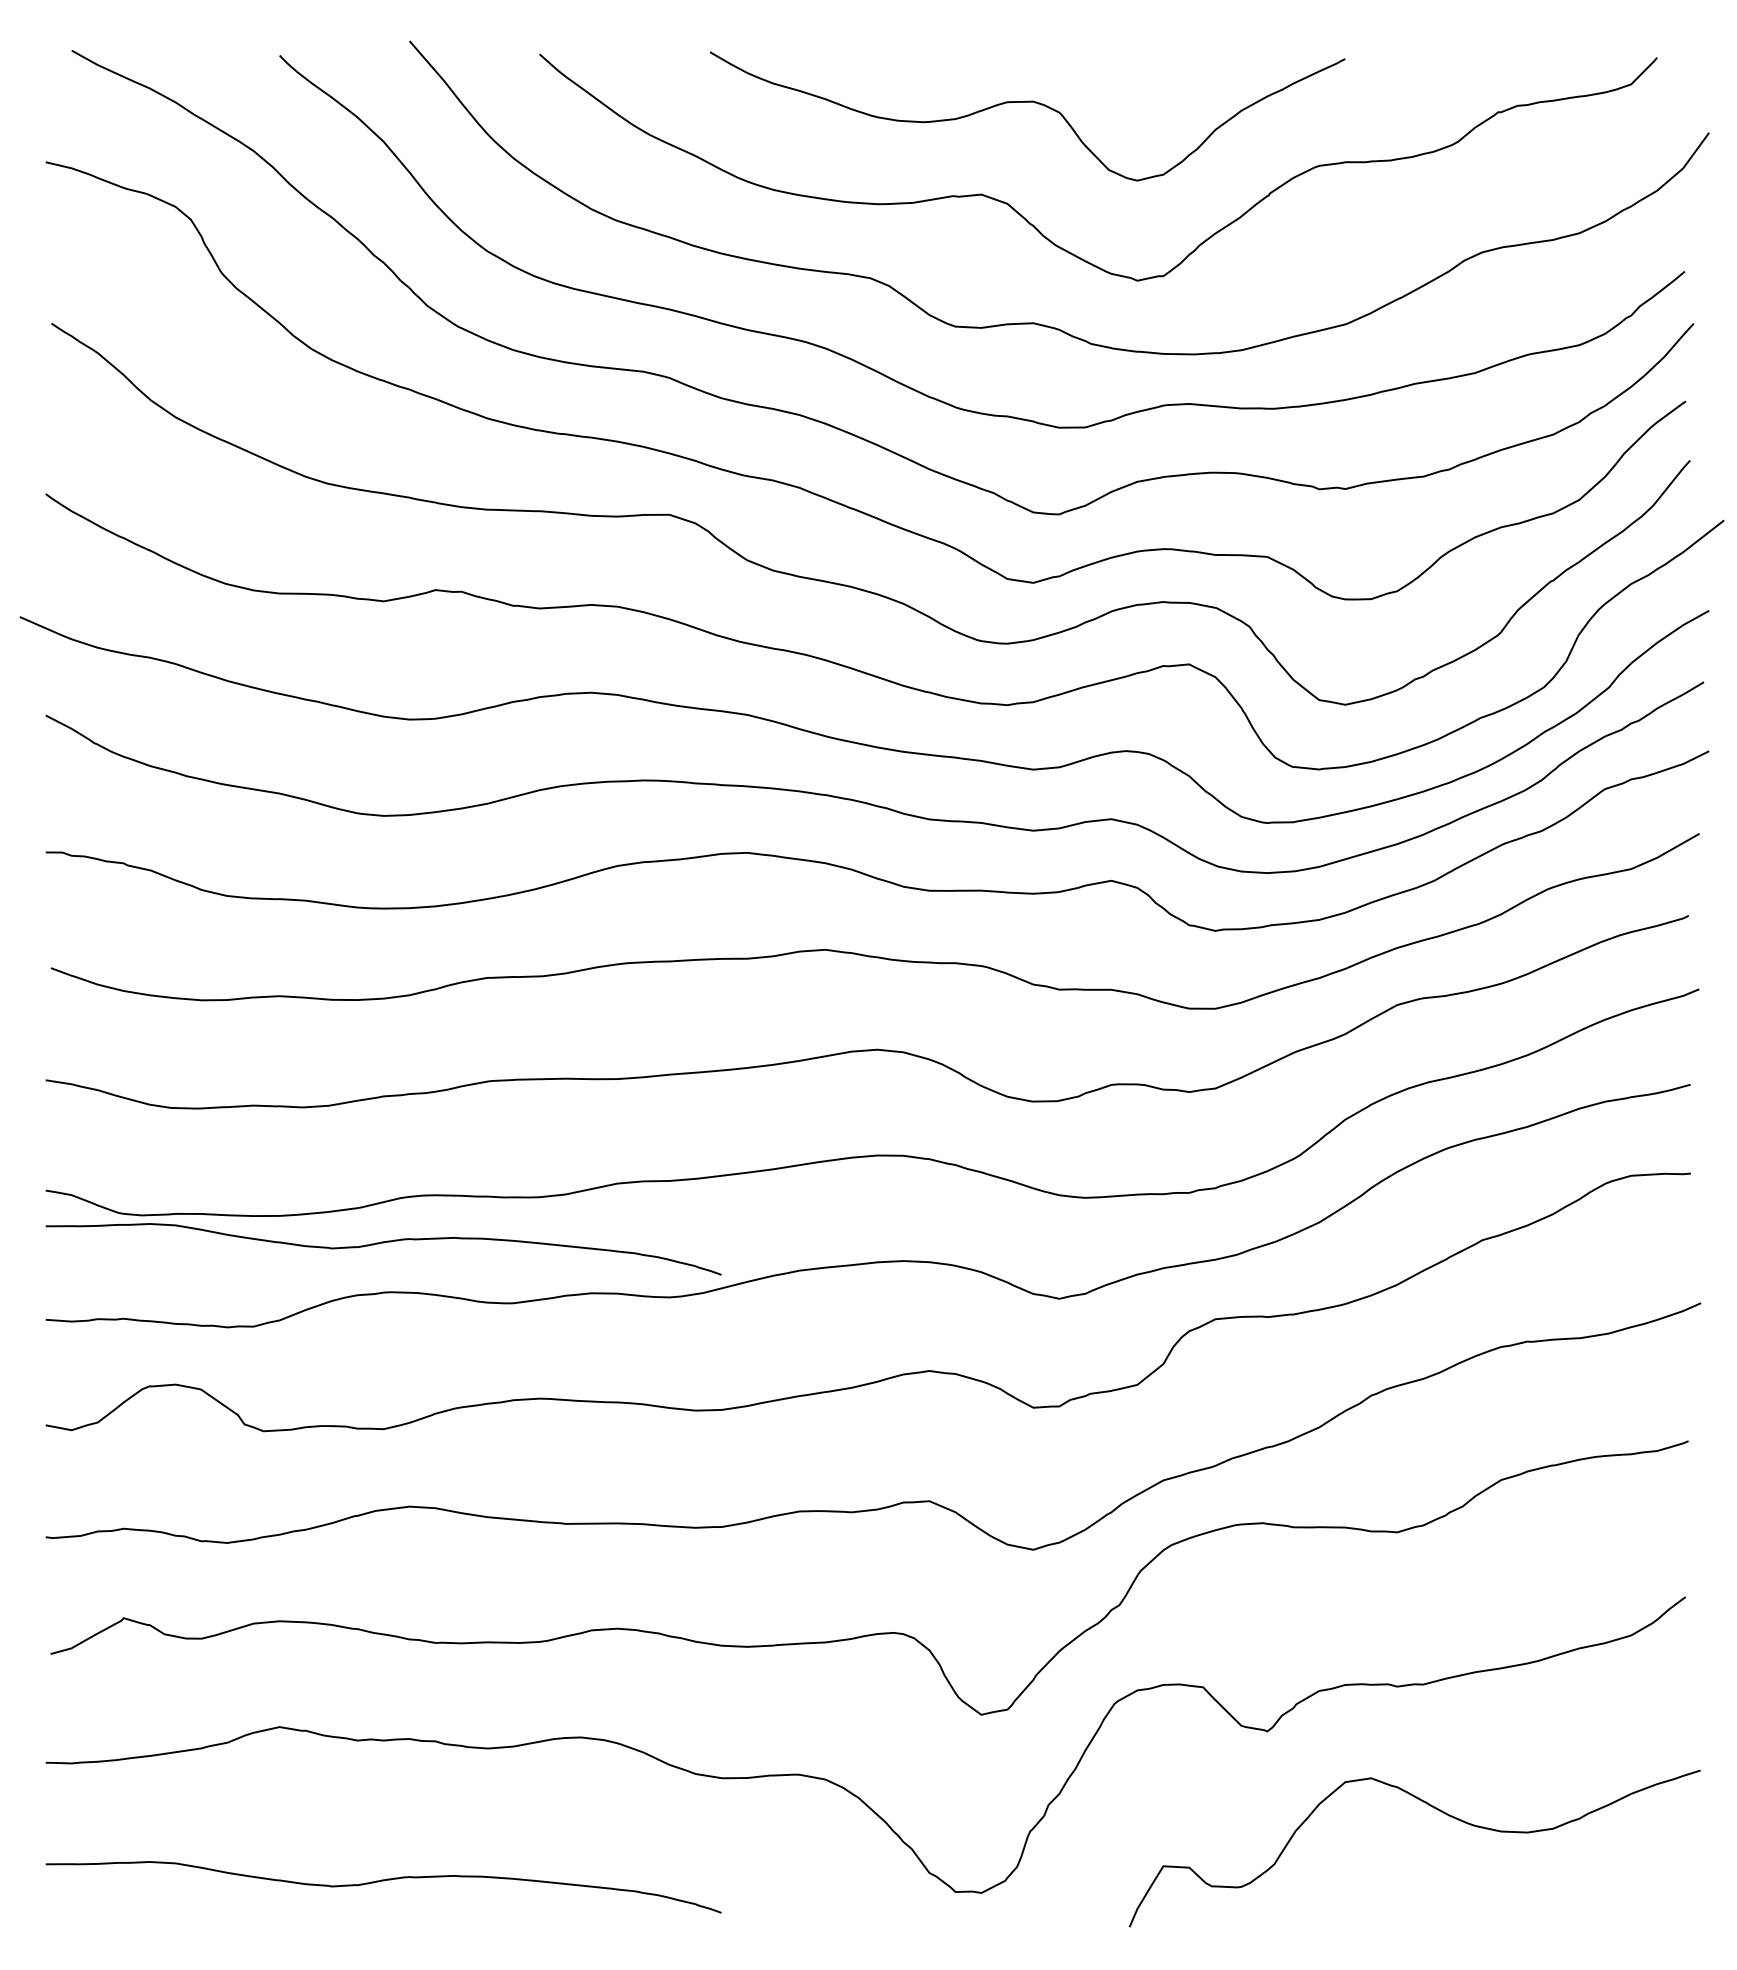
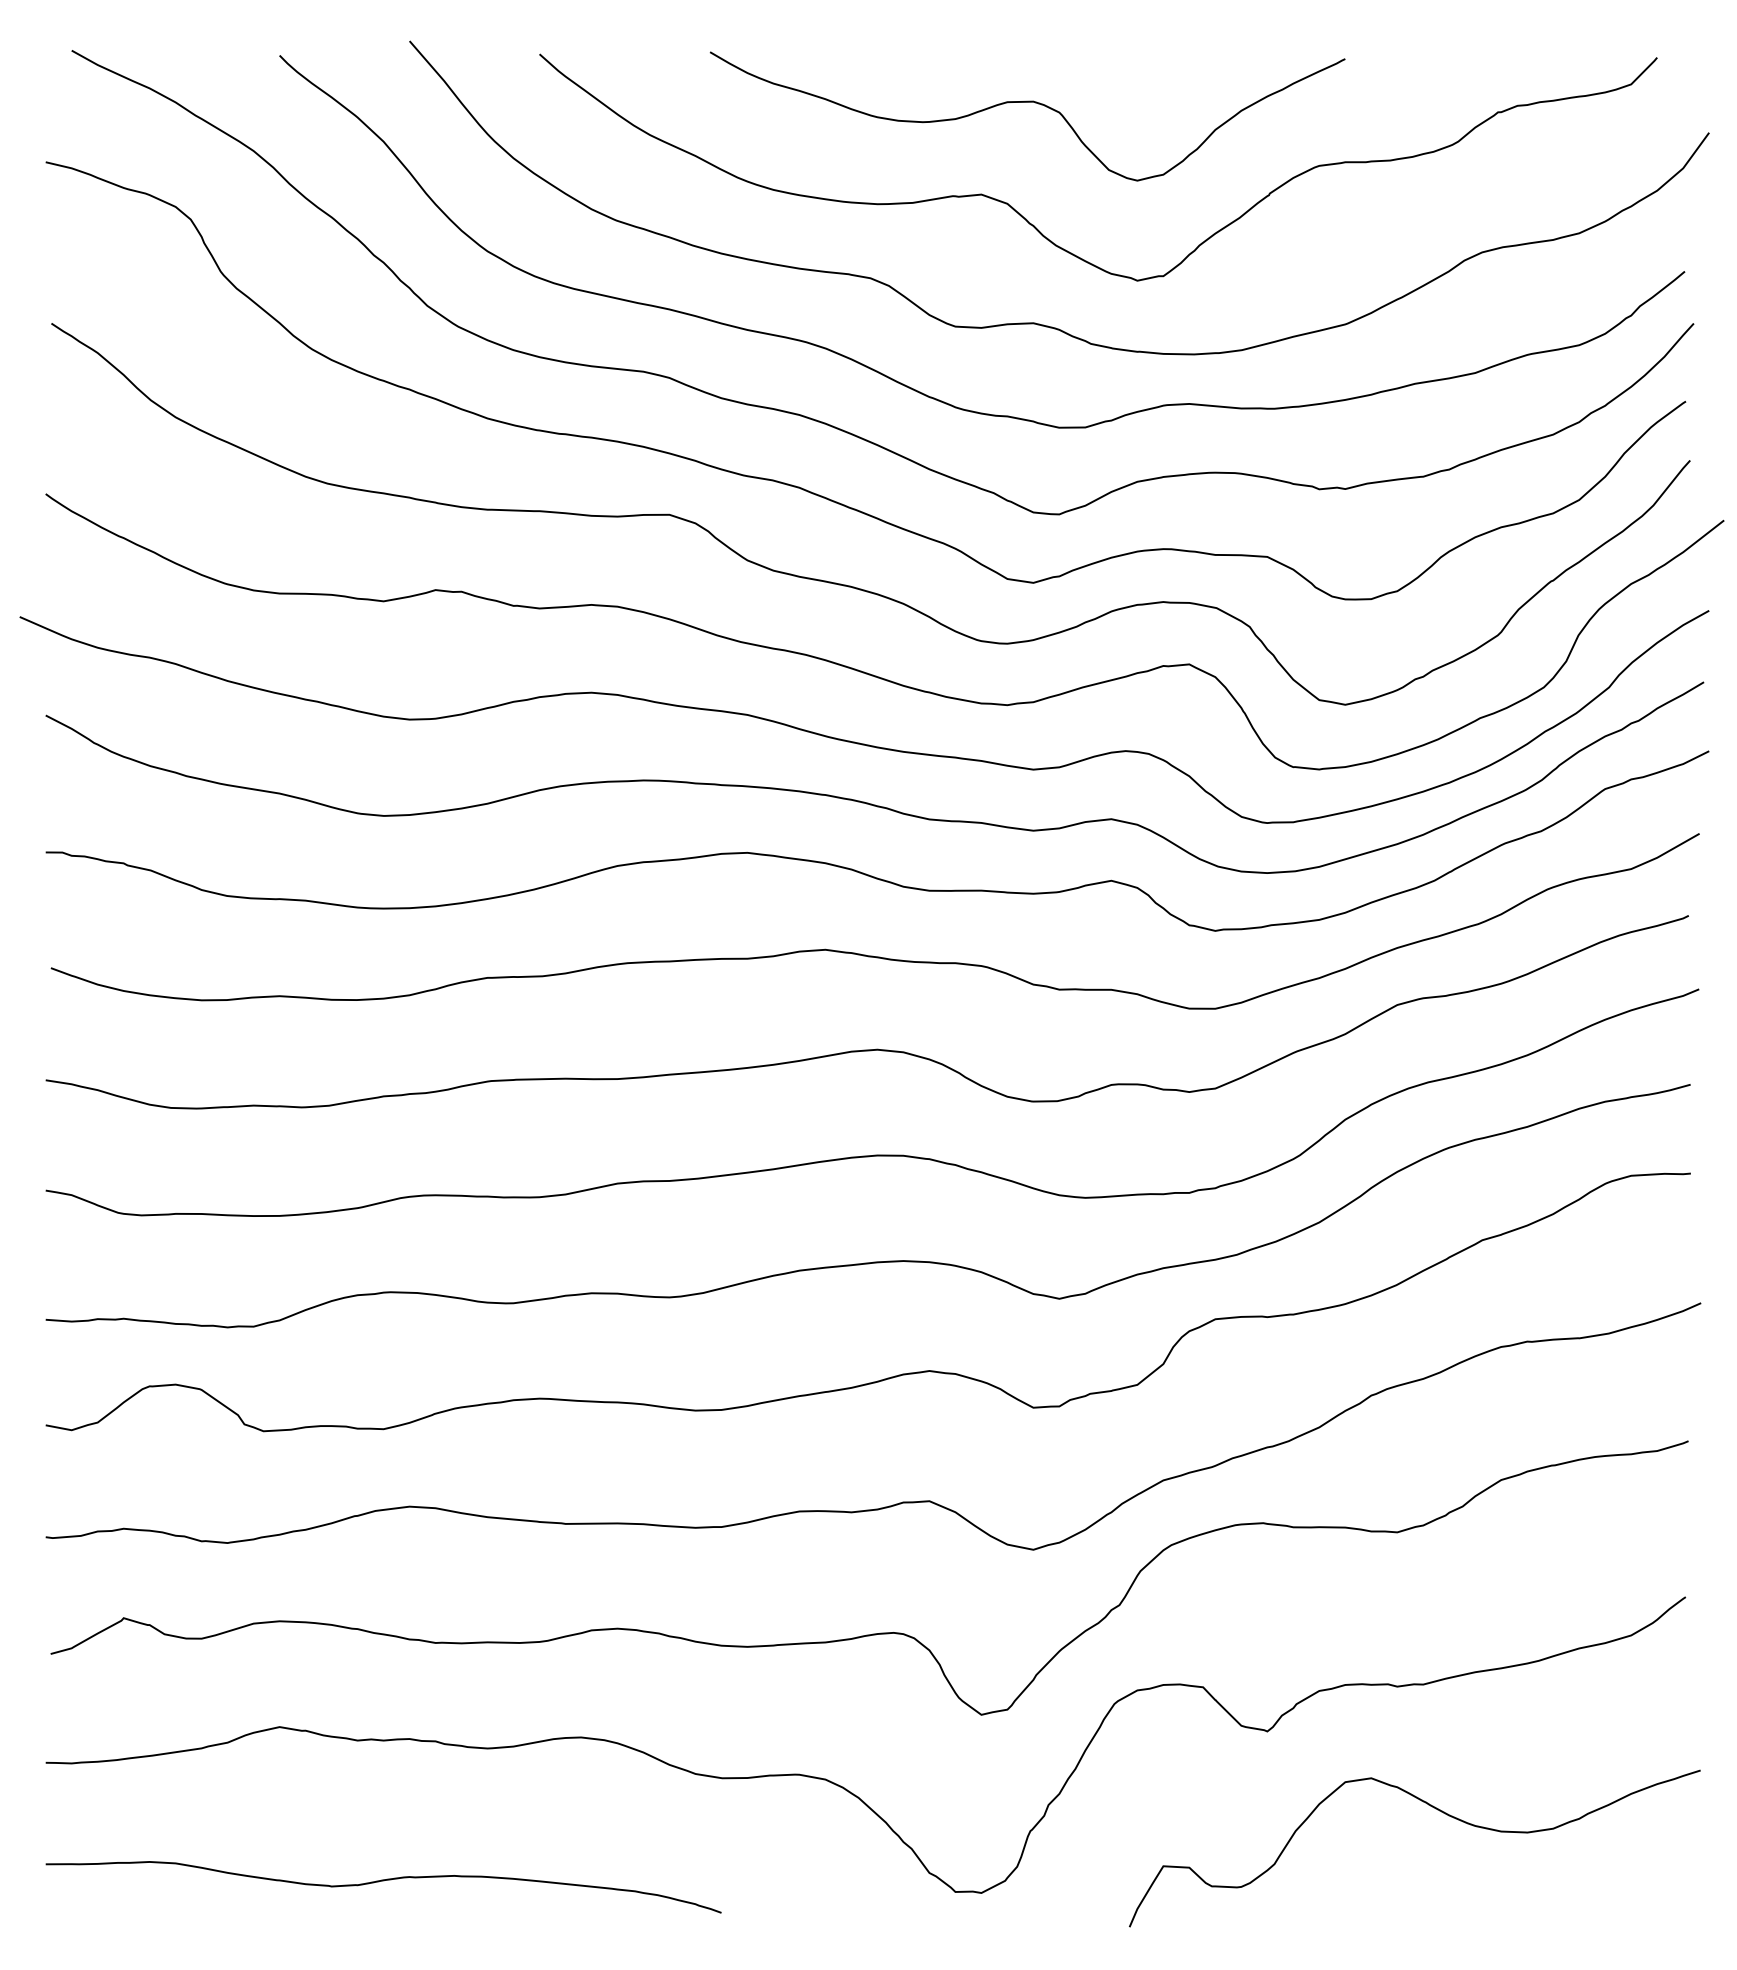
curve: present -> none (383, 1243)
